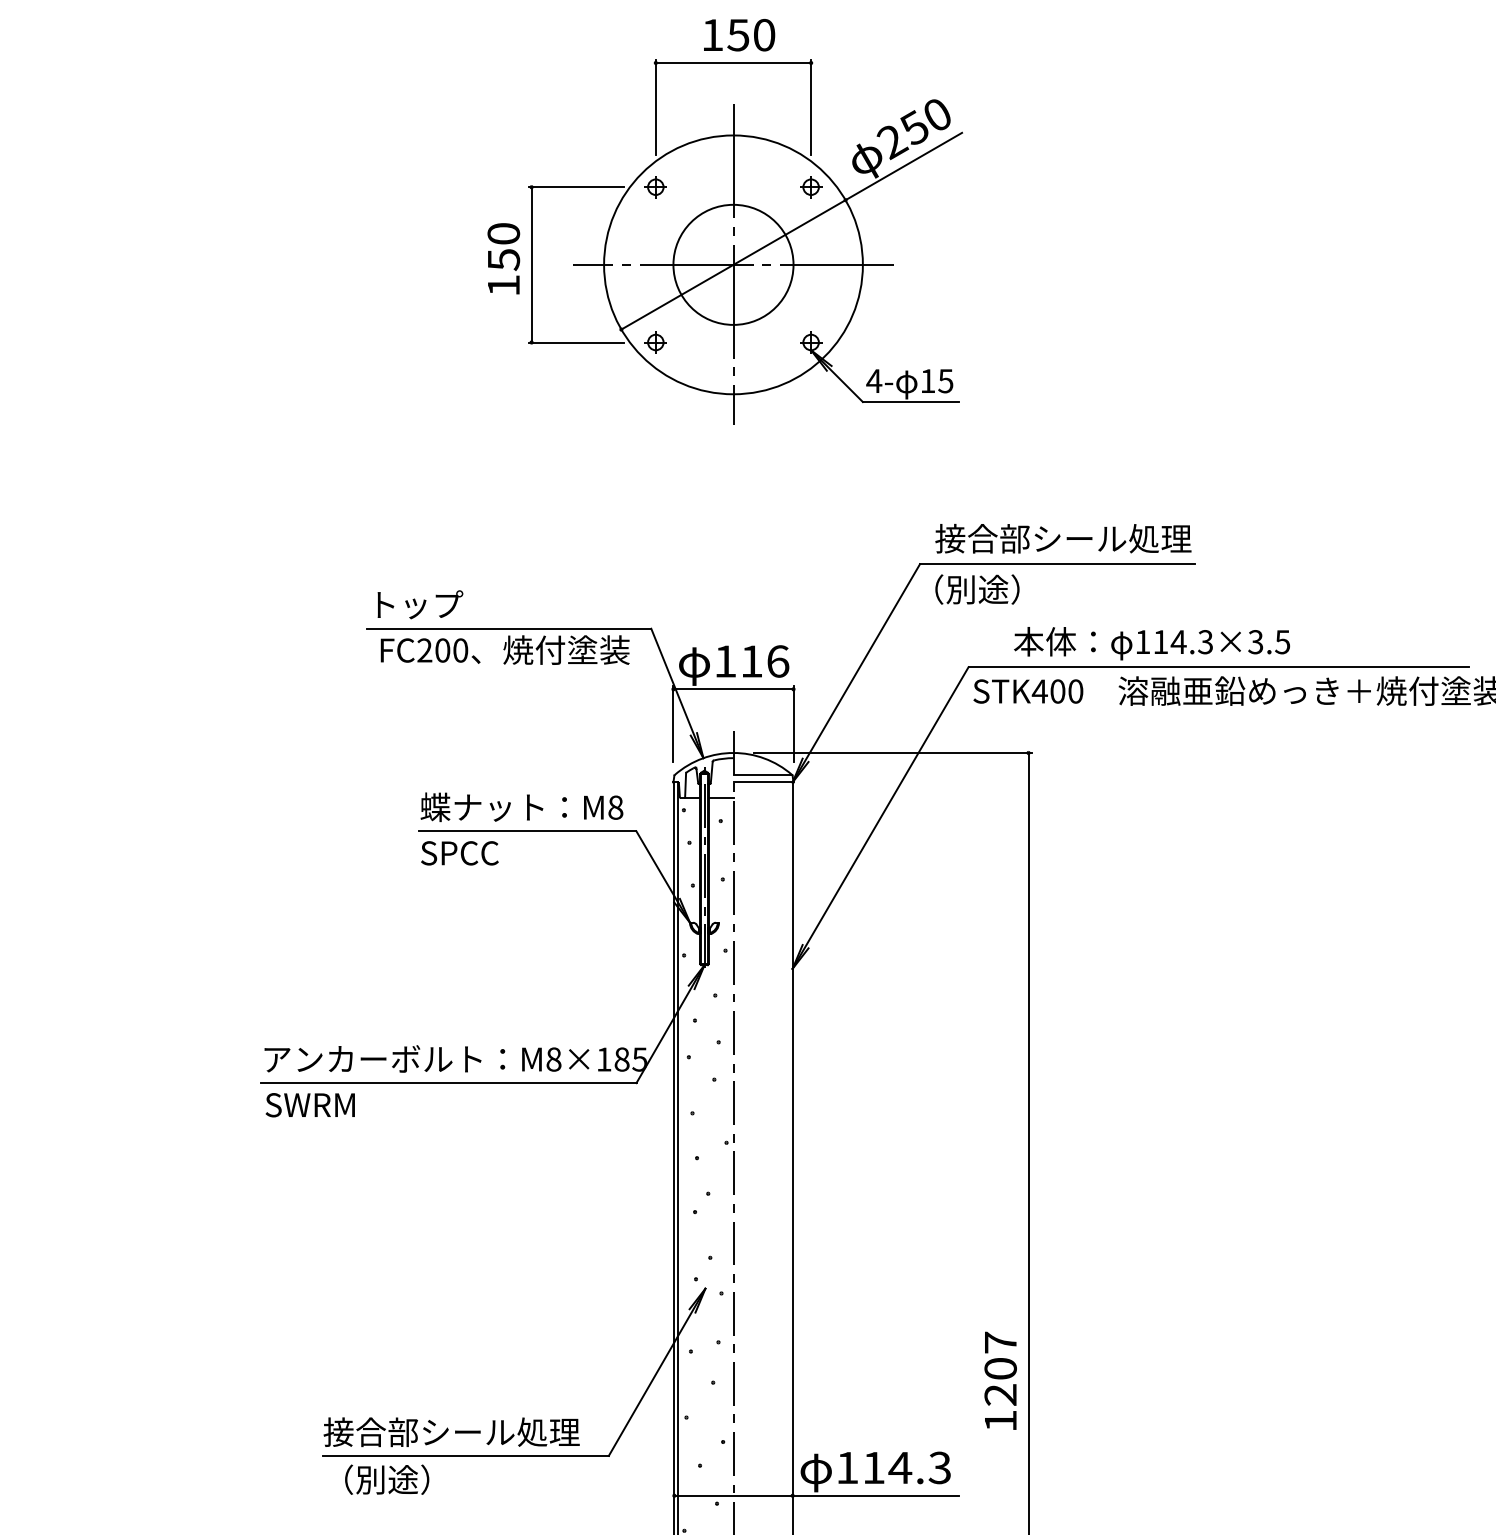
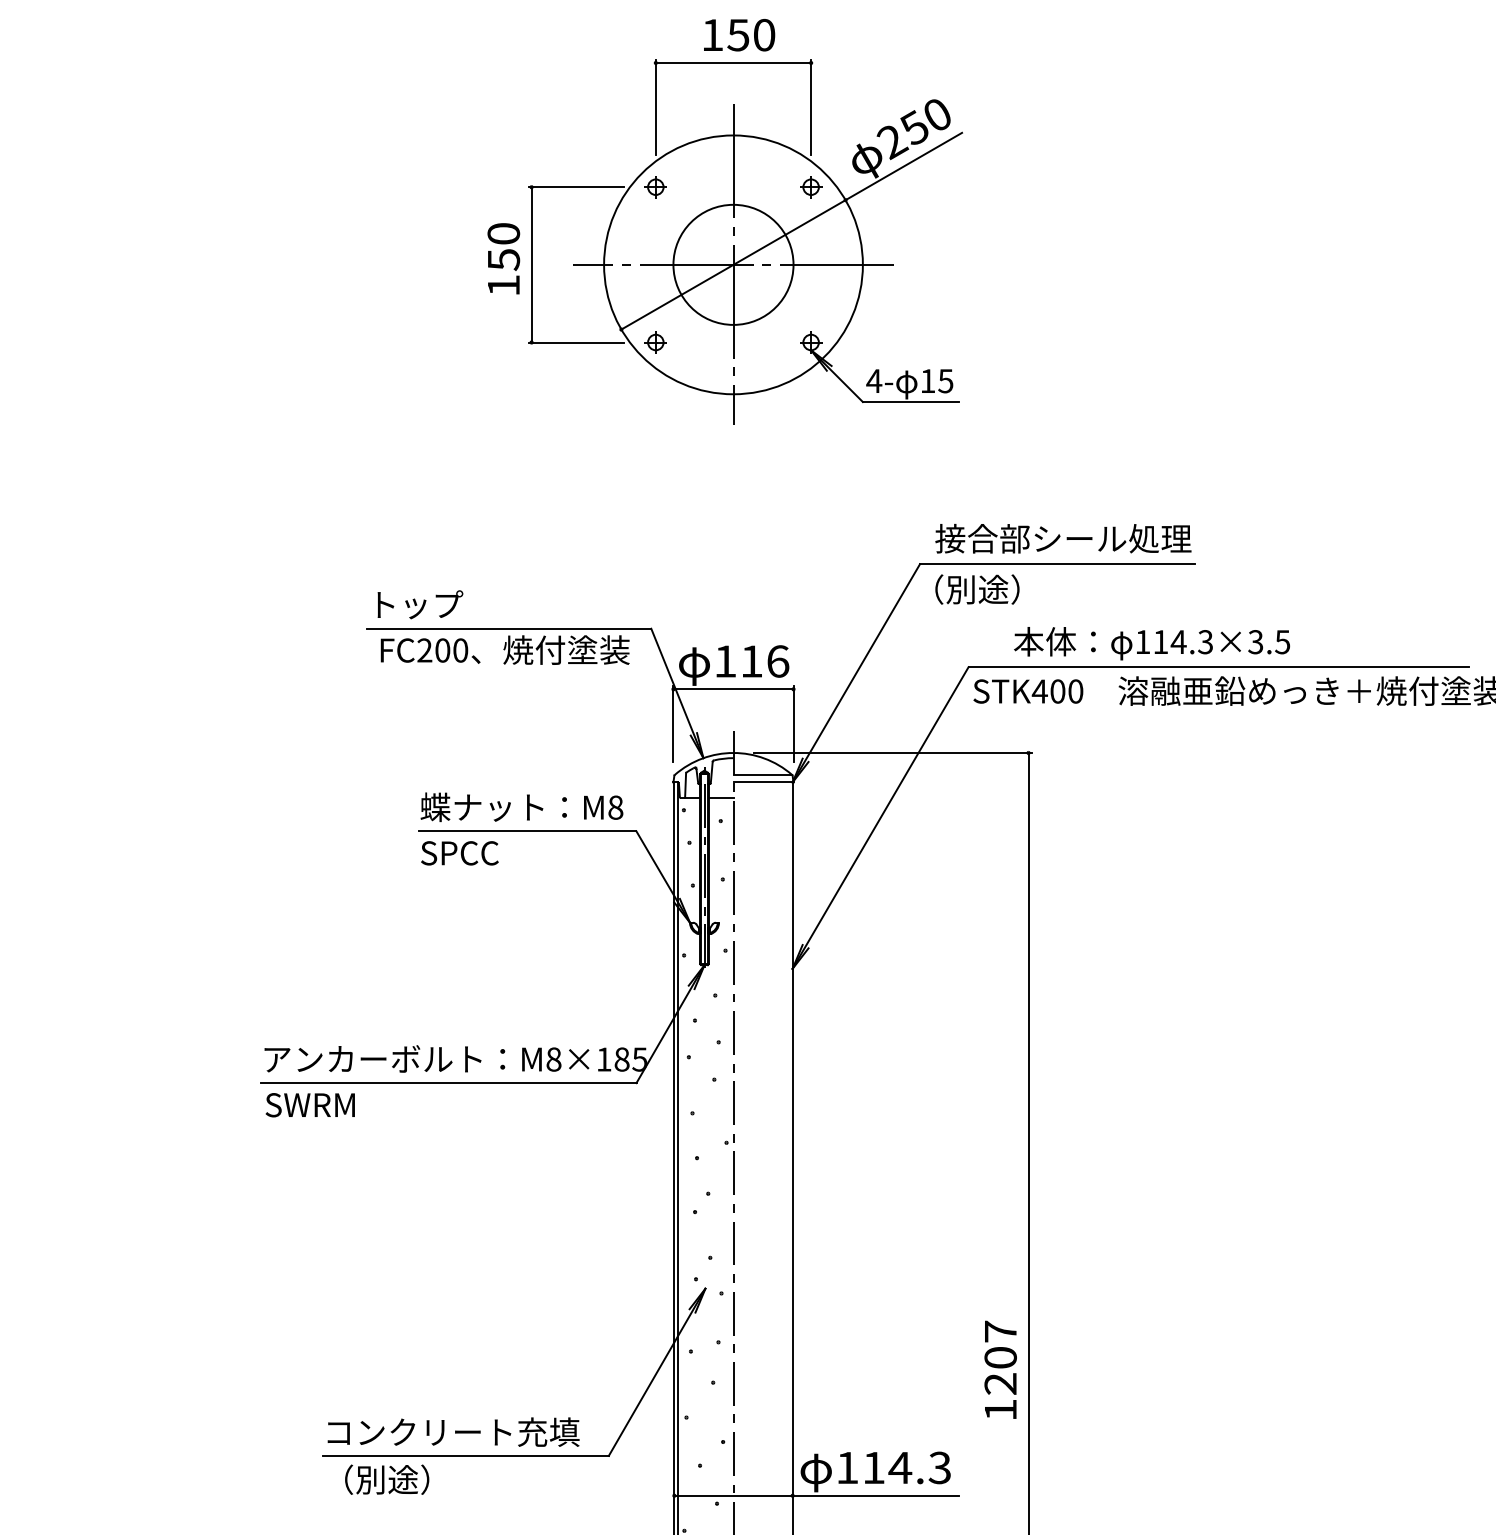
text position: (1000, 1380) -> (1000, 1369) (1000, 1369)
text: 接合部シール処理 -> コンクリート充填 (451, 1432)
